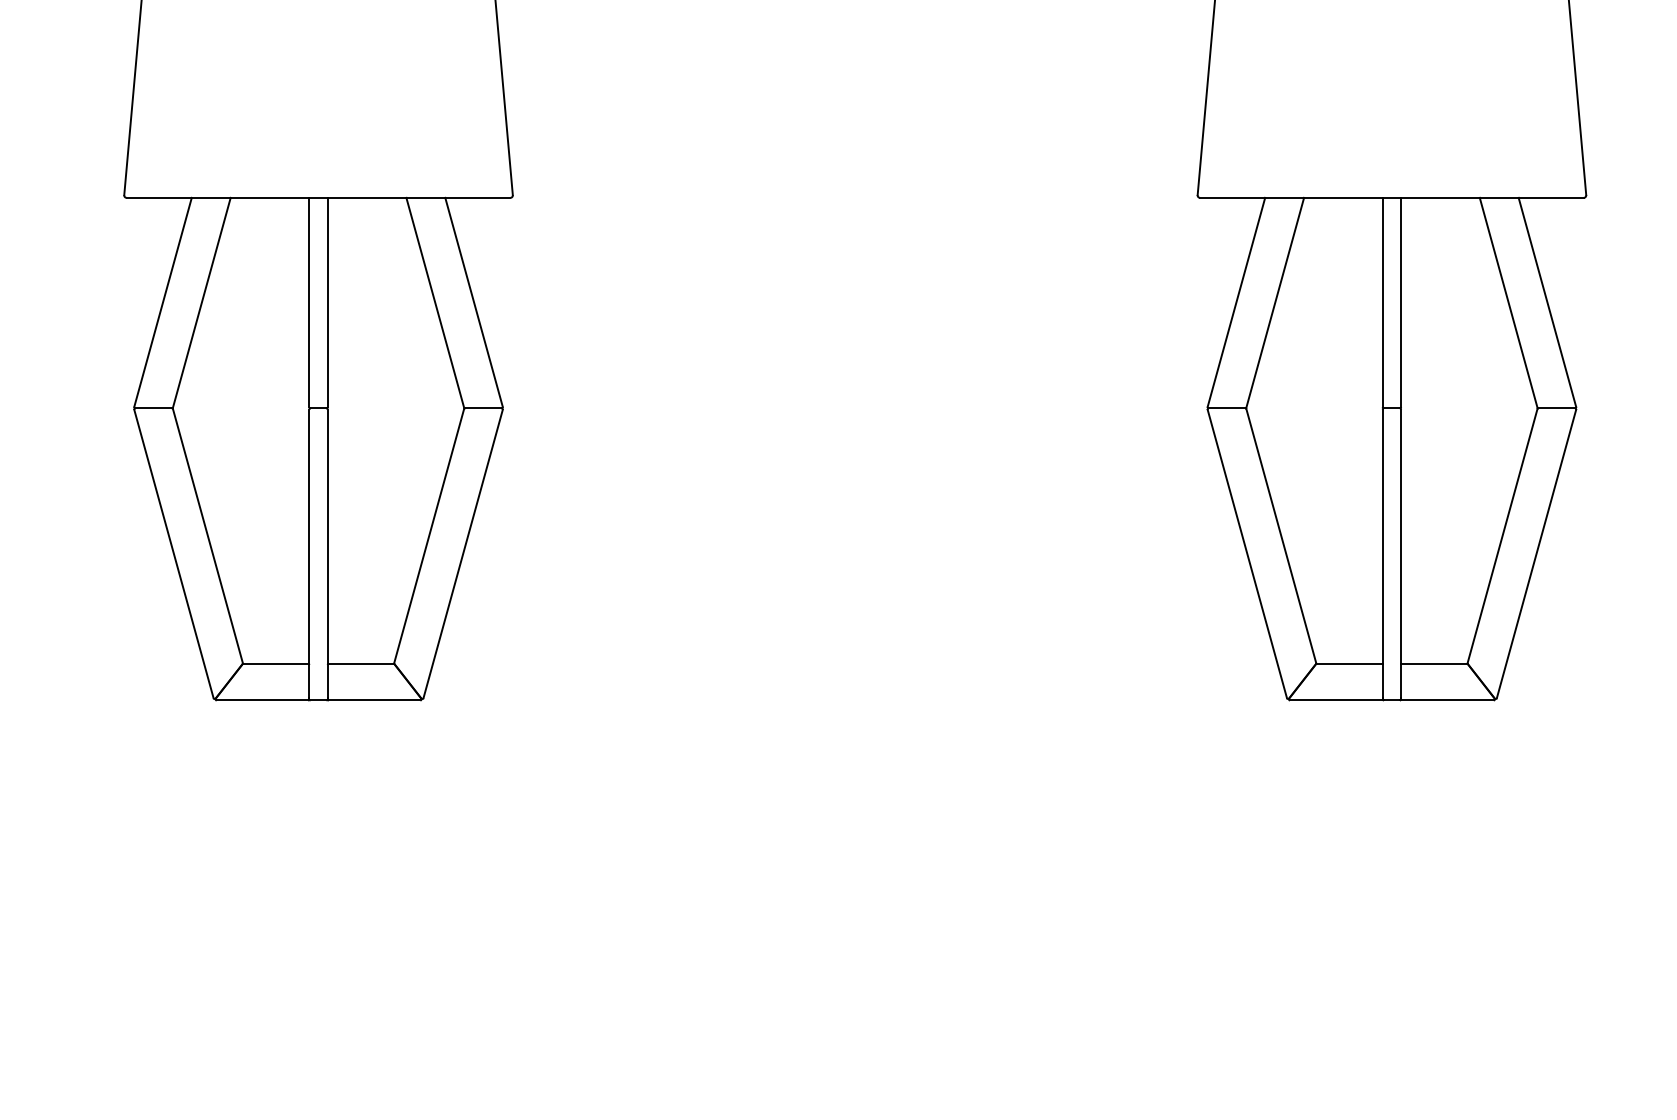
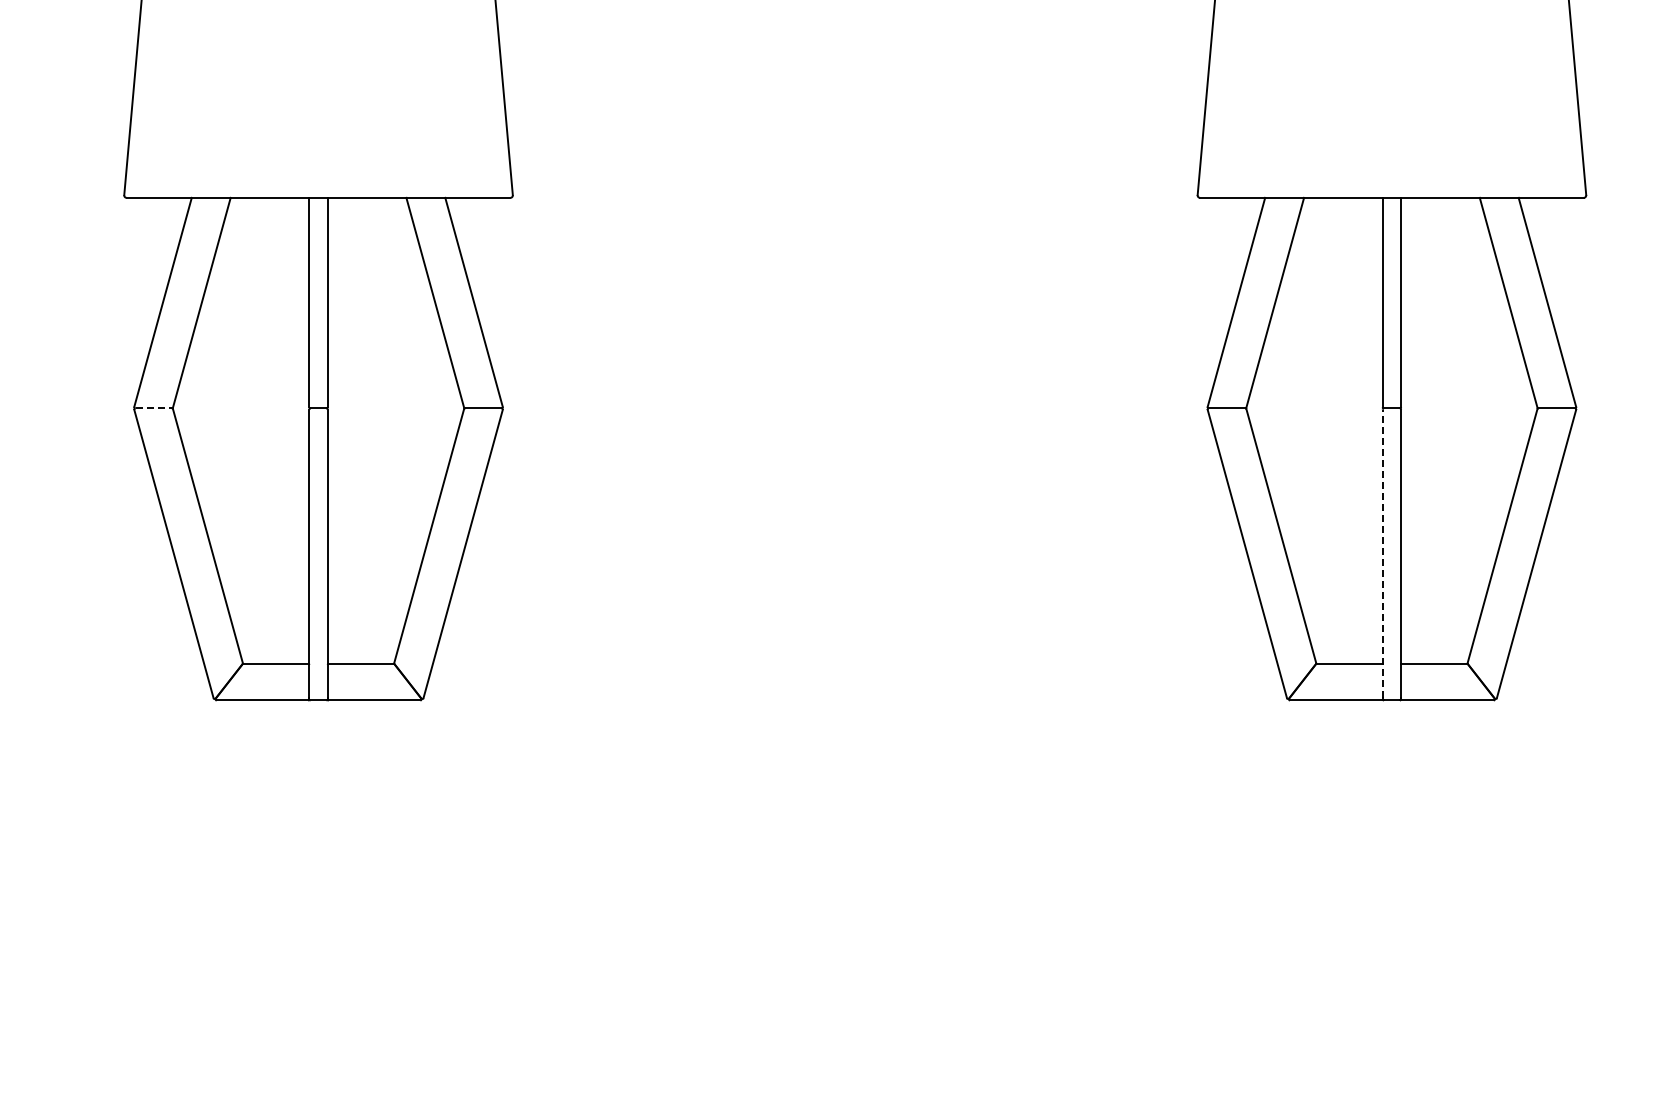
line: solid -> dashed (154, 408)
line: solid -> dashed (1382, 553)
